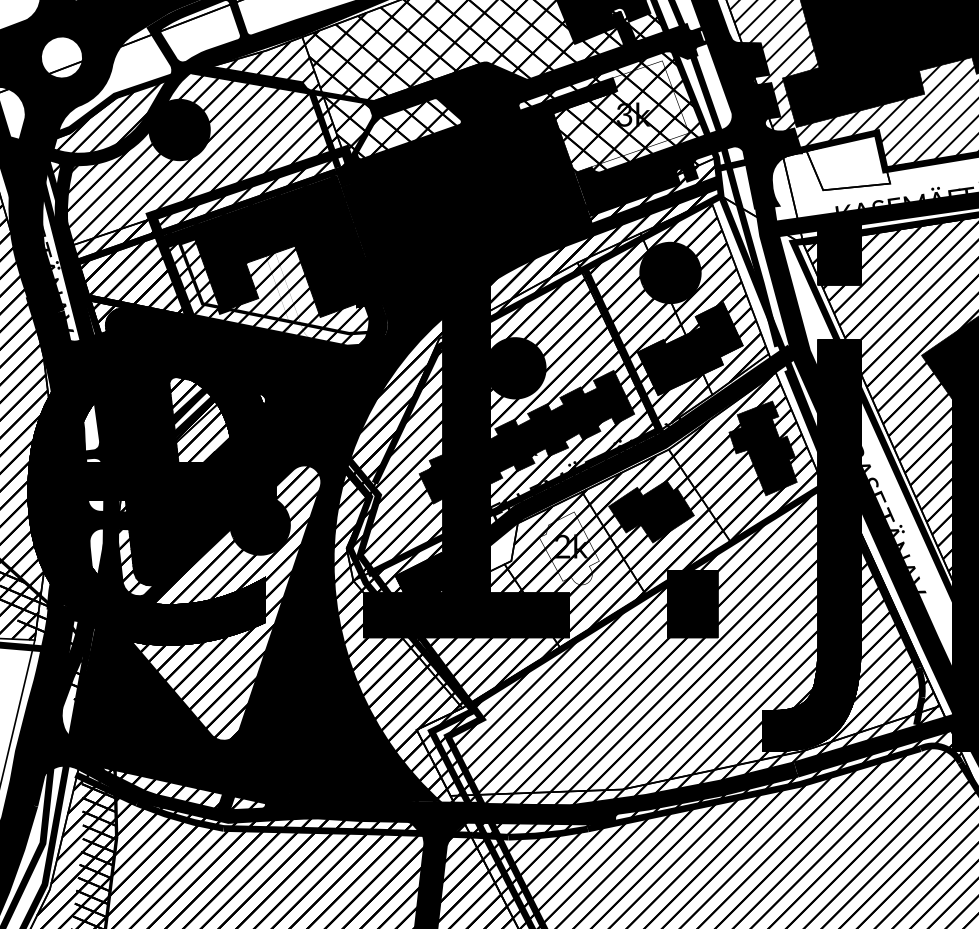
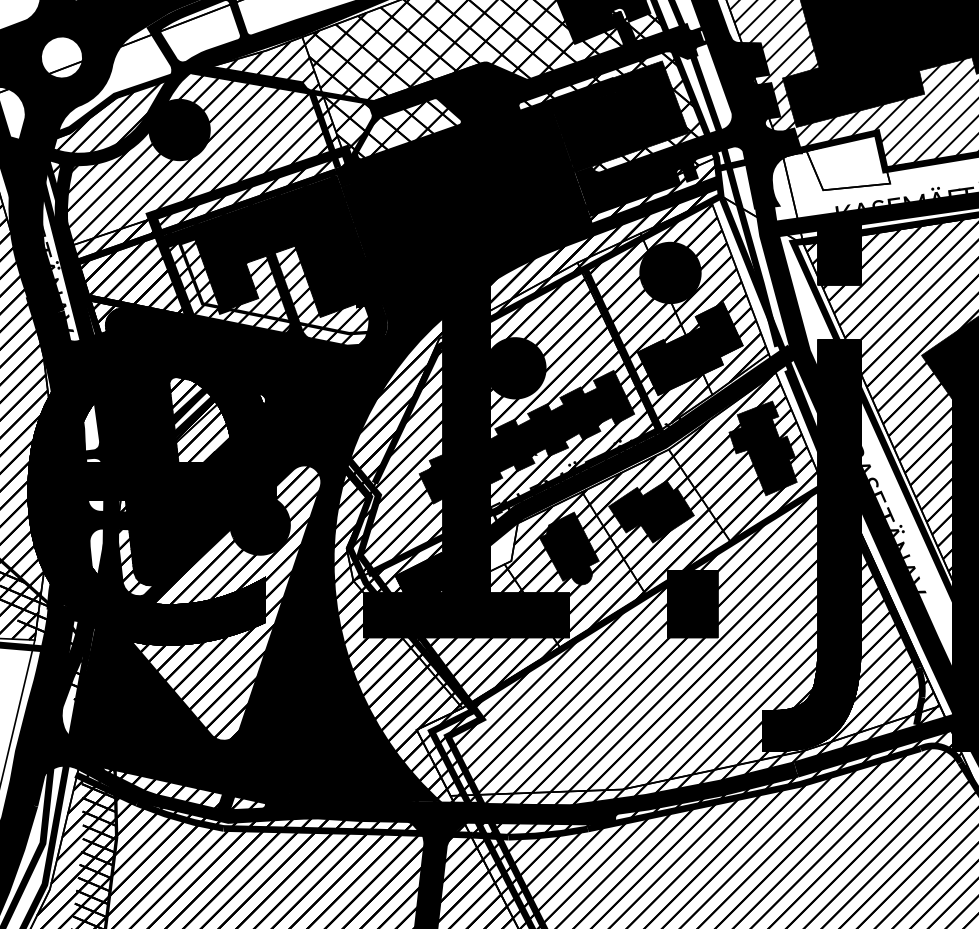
fill: none -> present (621, 116)
fill: none -> present (290, 296)
fill: none -> present (569, 547)
